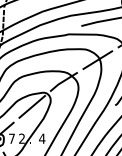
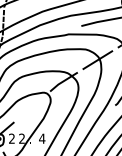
line: present -> none (32, 106)
text: 7 -> 2 (11, 138)
